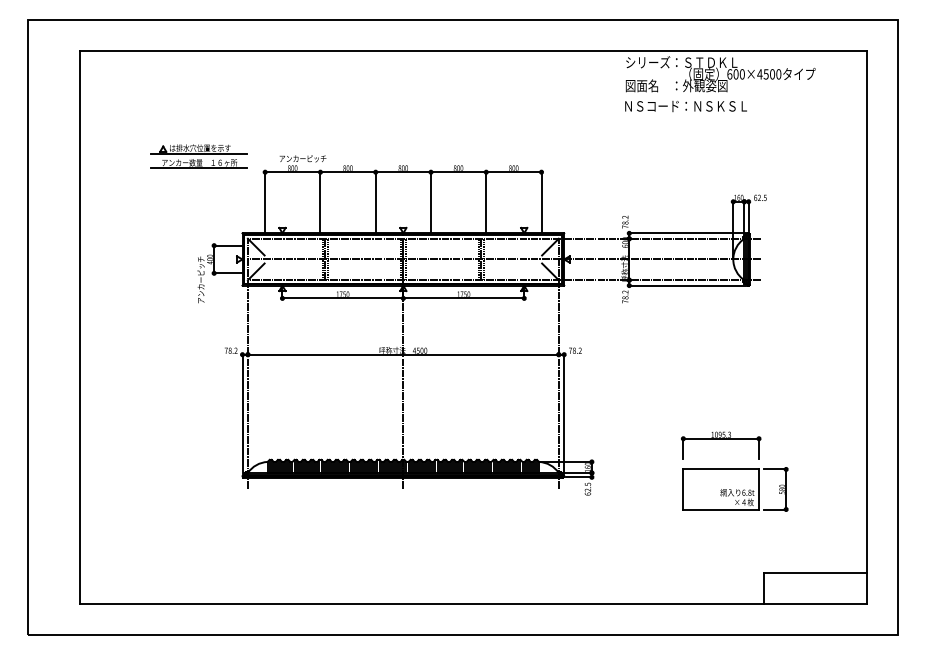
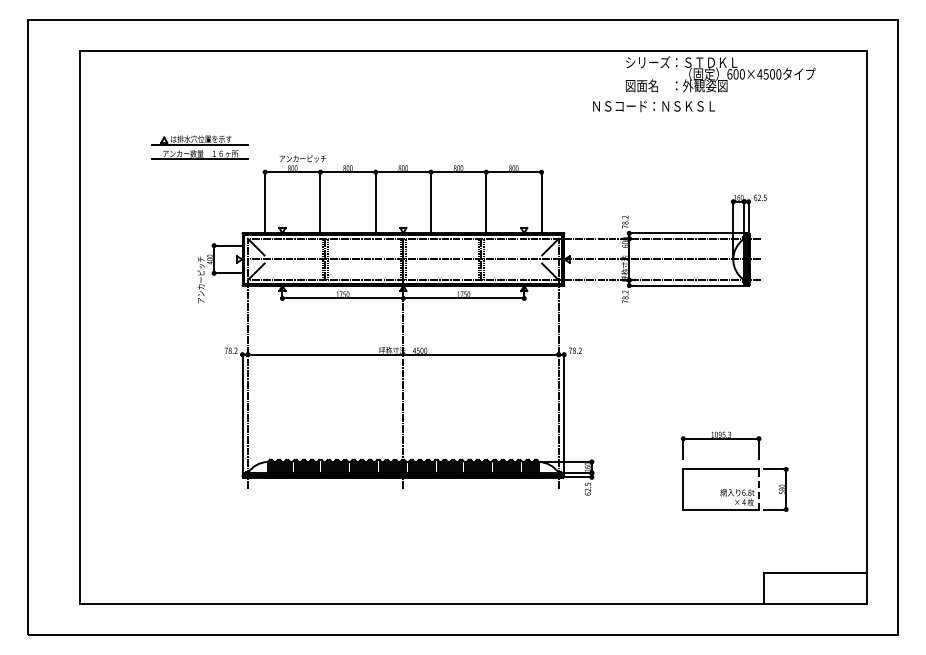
text position: (685, 106) -> (653, 106) (653, 106)
part position: (198, 156) -> (199, 147) (199, 147)
line: solid -> dashed (759, 488)
